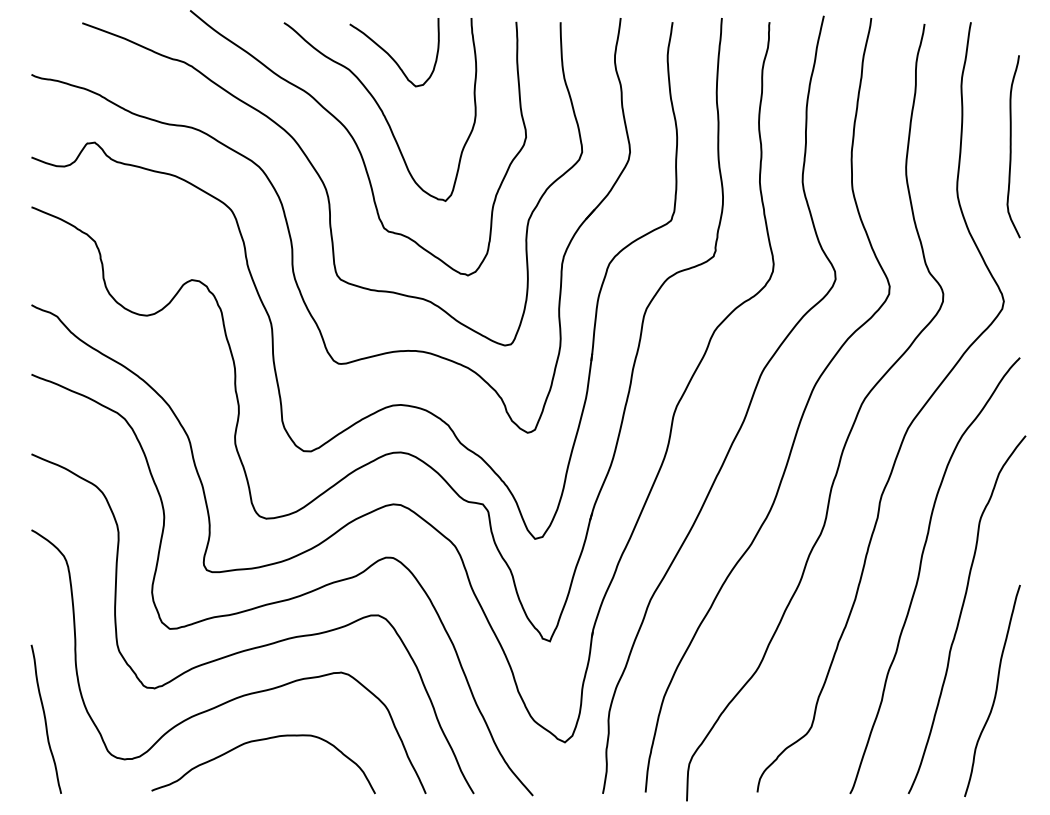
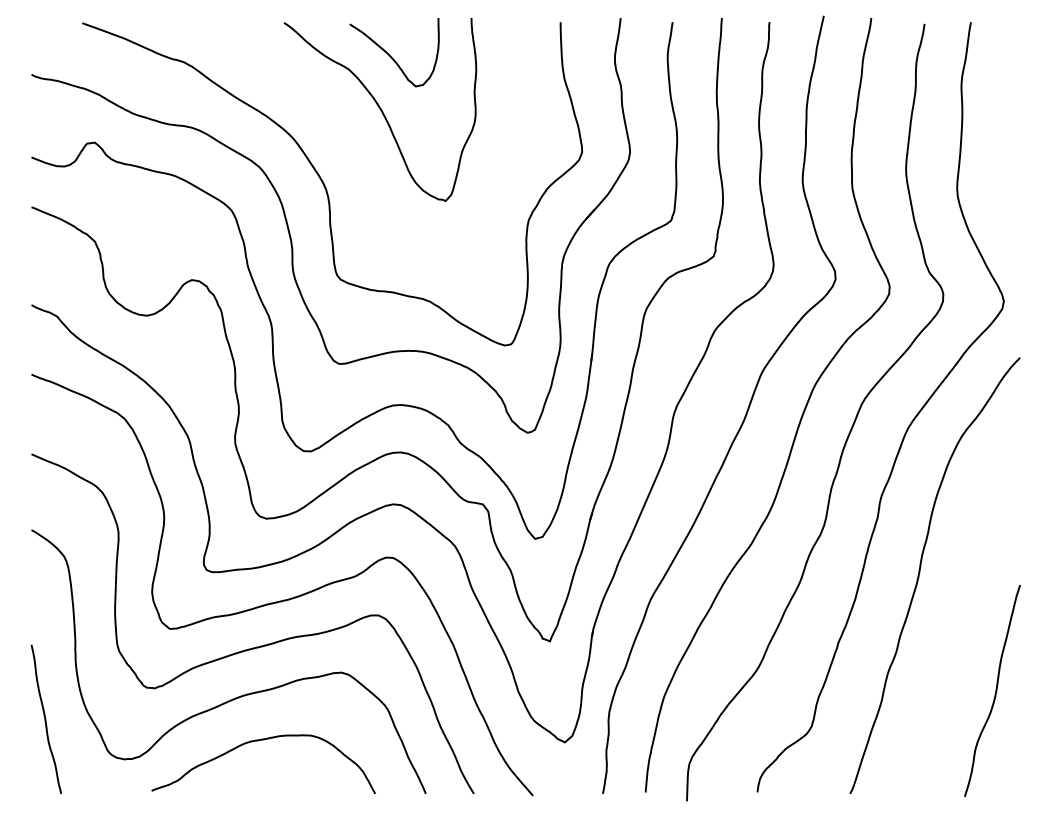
curve: present -> none (356, 143)
curve: present -> none (1011, 146)
curve: present -> none (962, 611)
